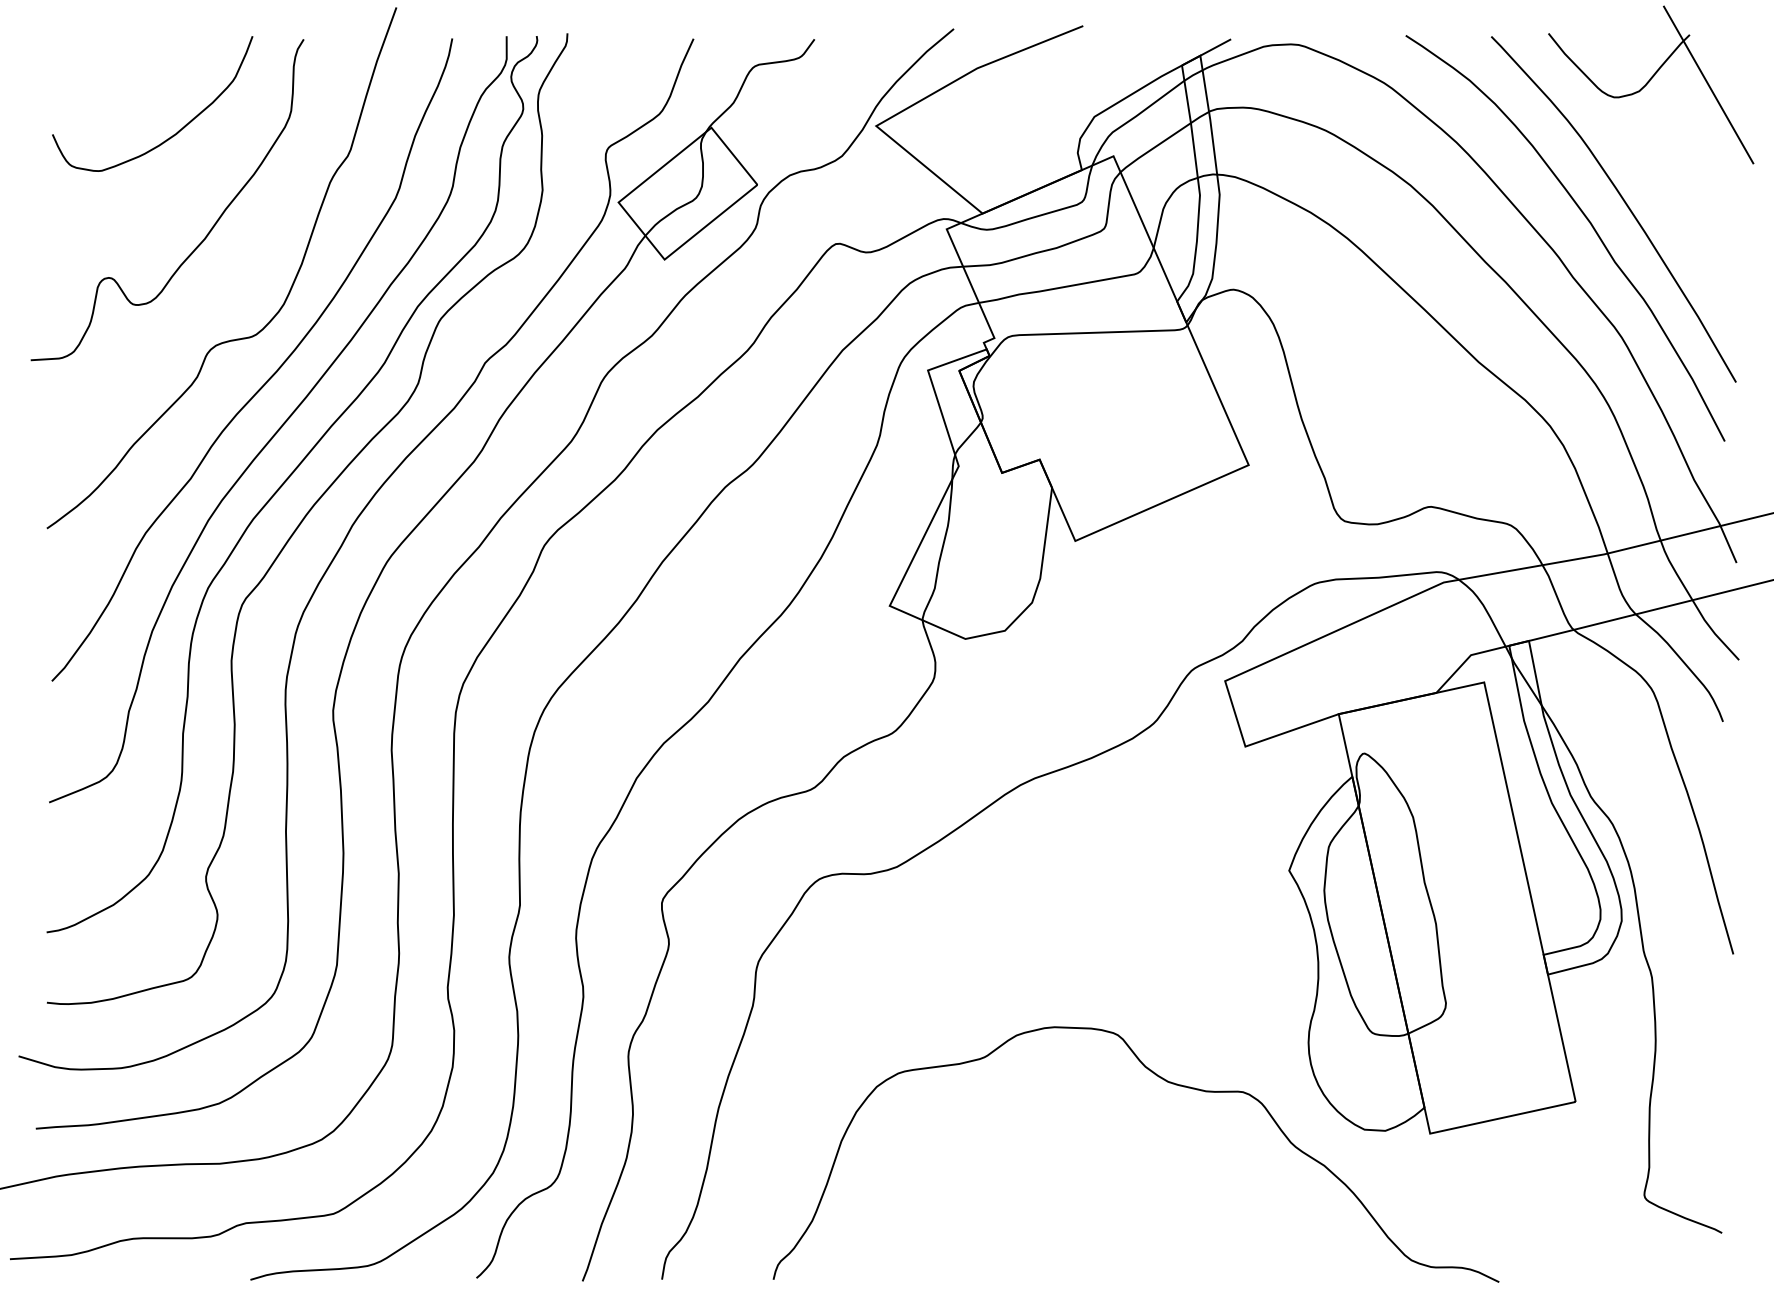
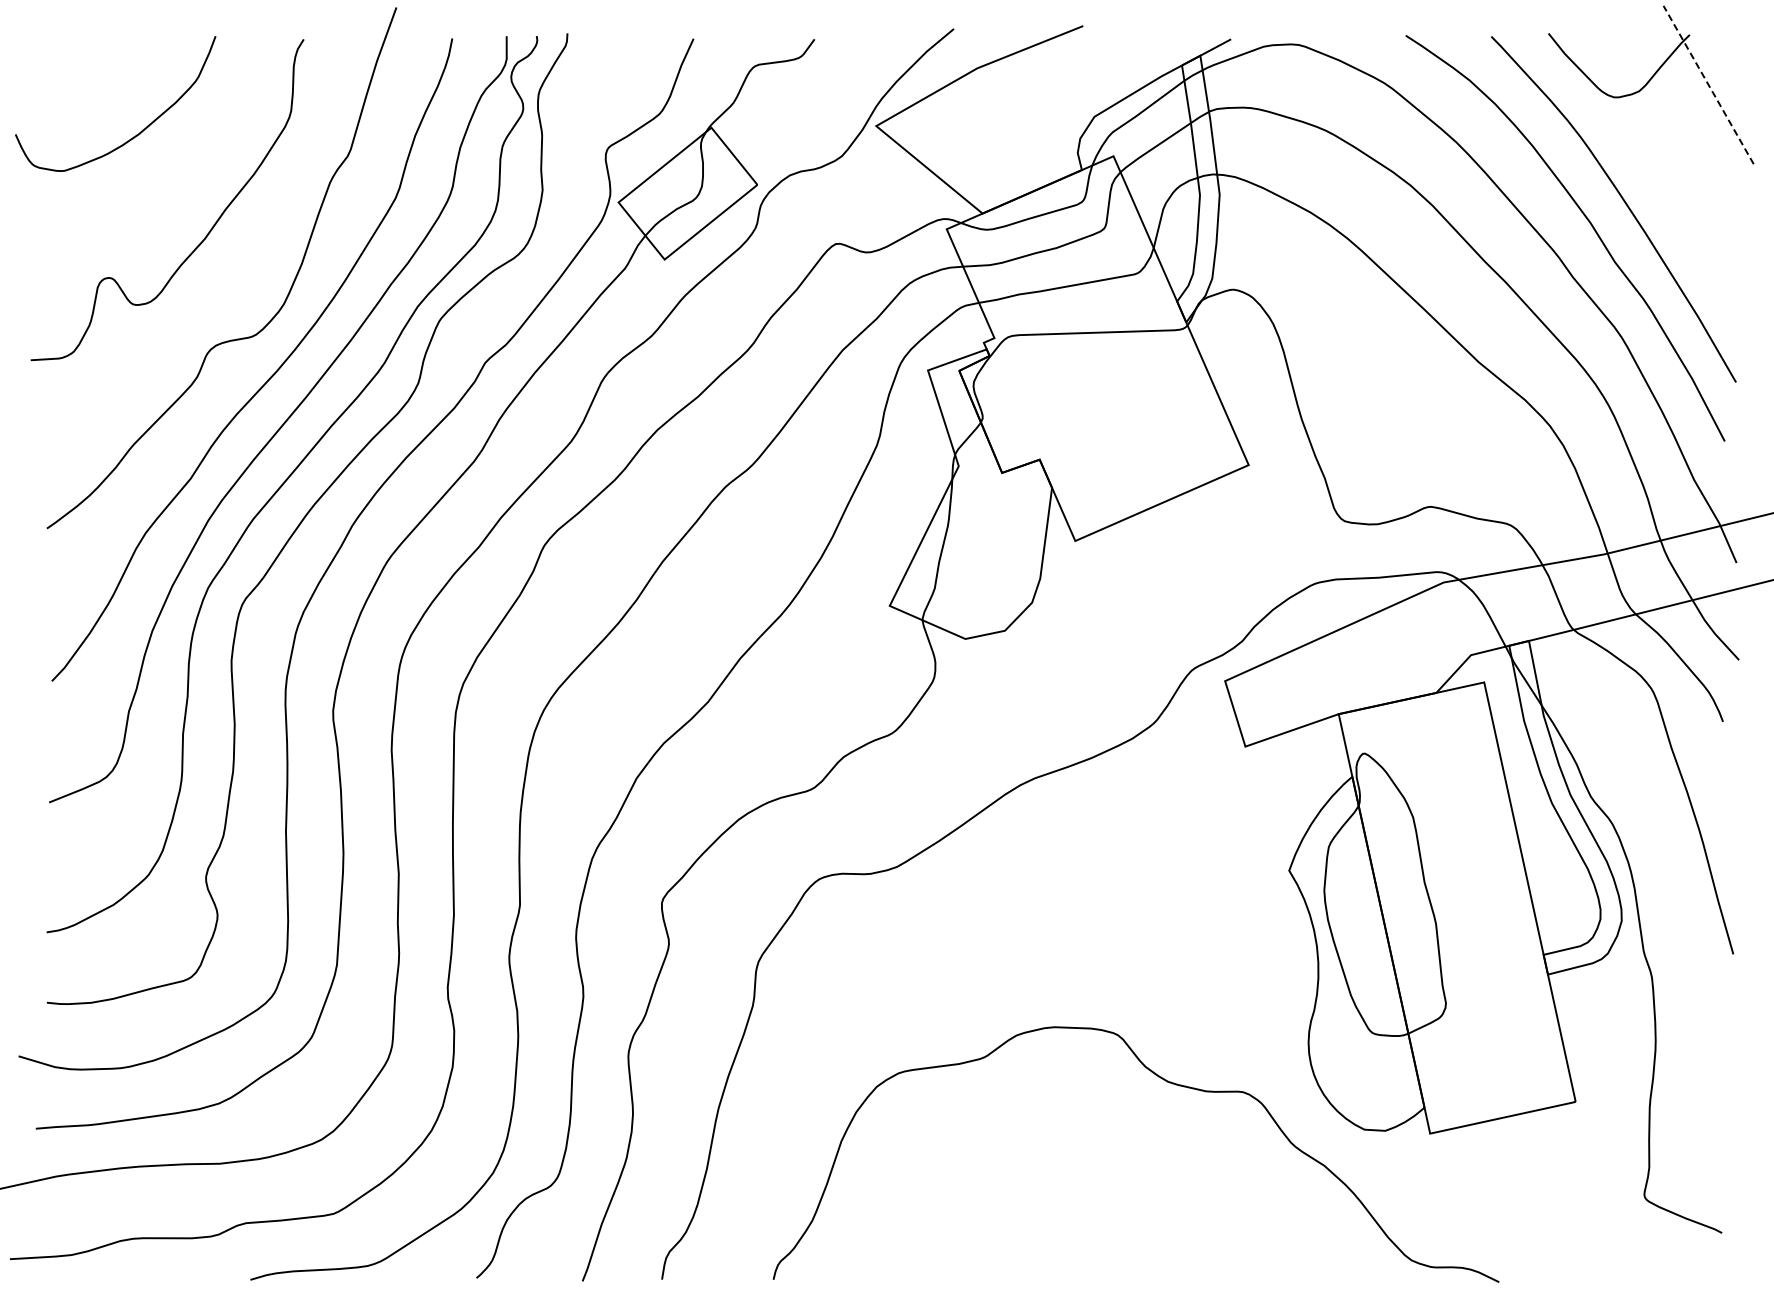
line: solid -> dashed (1708, 84)
curve position: (173, 134) -> (136, 134) (136, 134)
